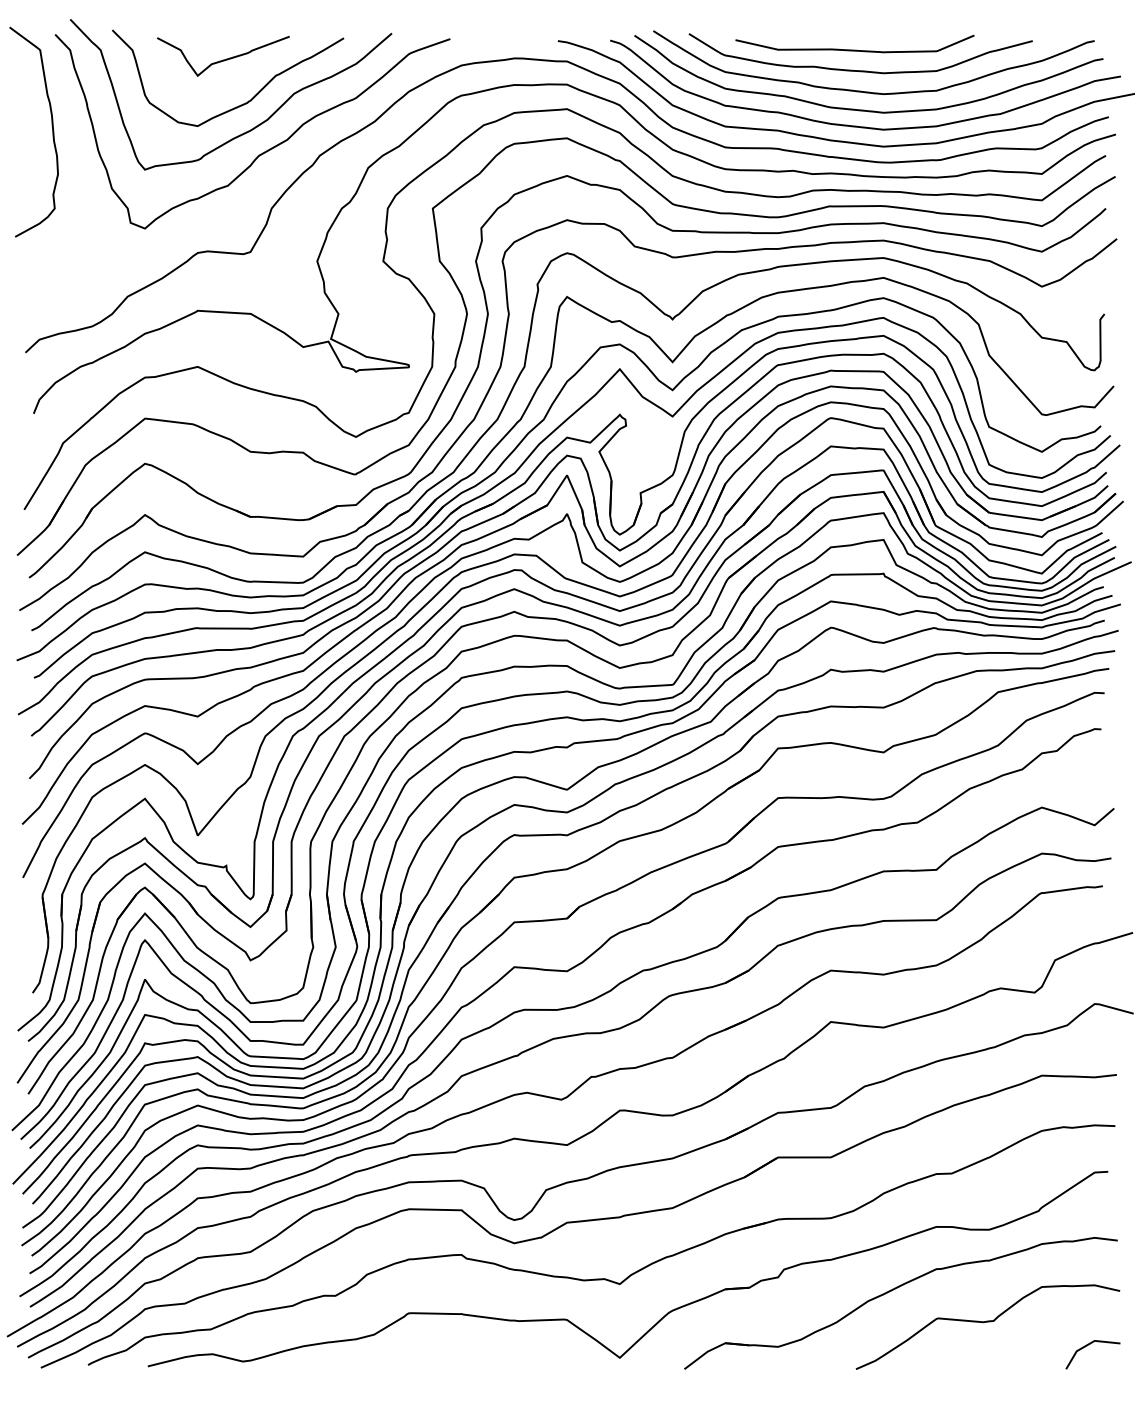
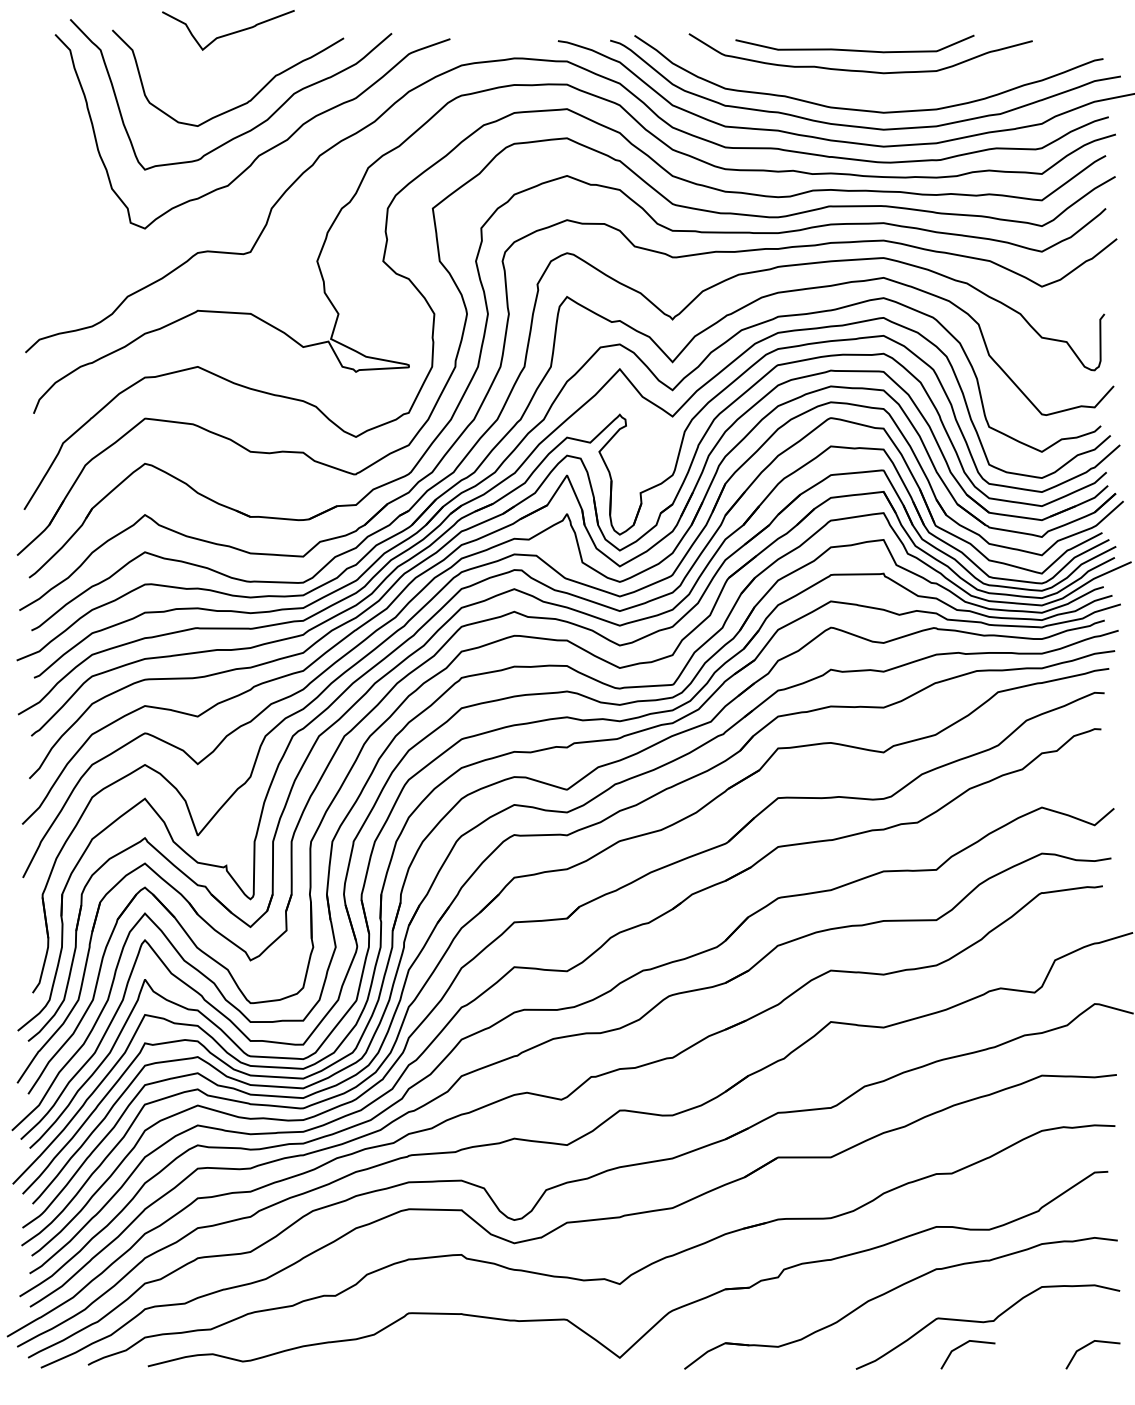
curve position: (223, 59) -> (228, 33) (228, 33)
curve: present -> none (869, 91)
curve: present -> none (51, 125)
line: none -> present (962, 1346)
